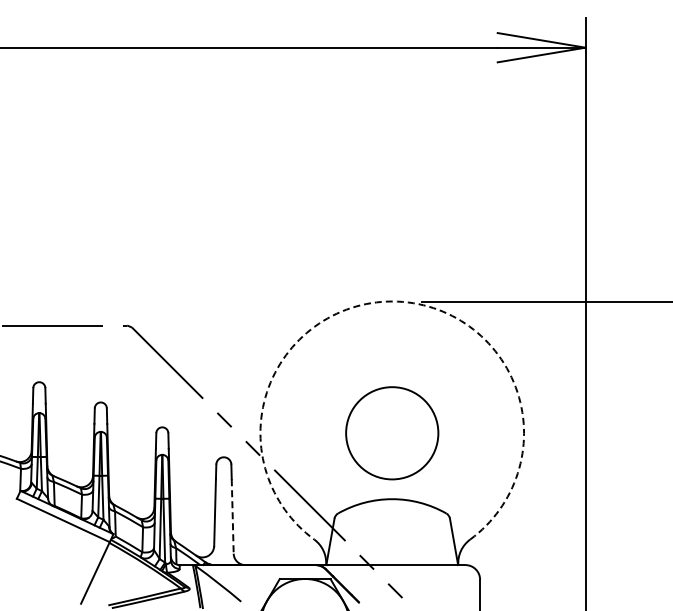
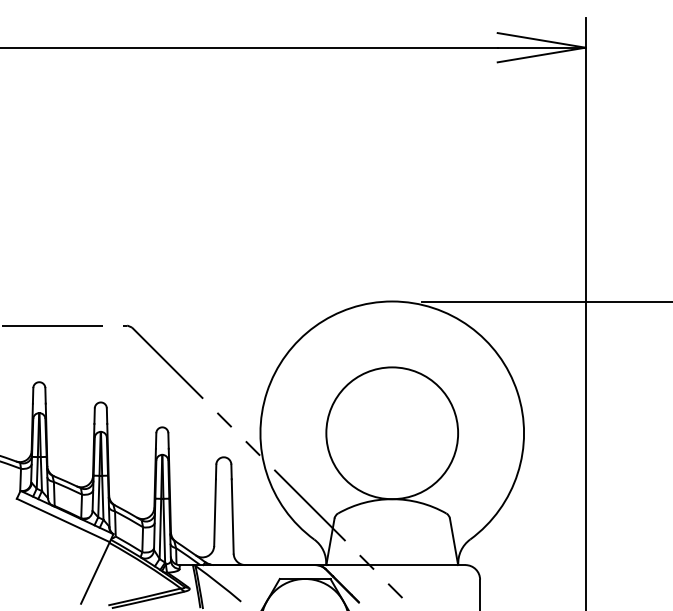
arc: dashed -> solid (392, 301)
circle diameter: 92 px -> 132 px (392, 433)
line: dashed -> solid (232, 516)
